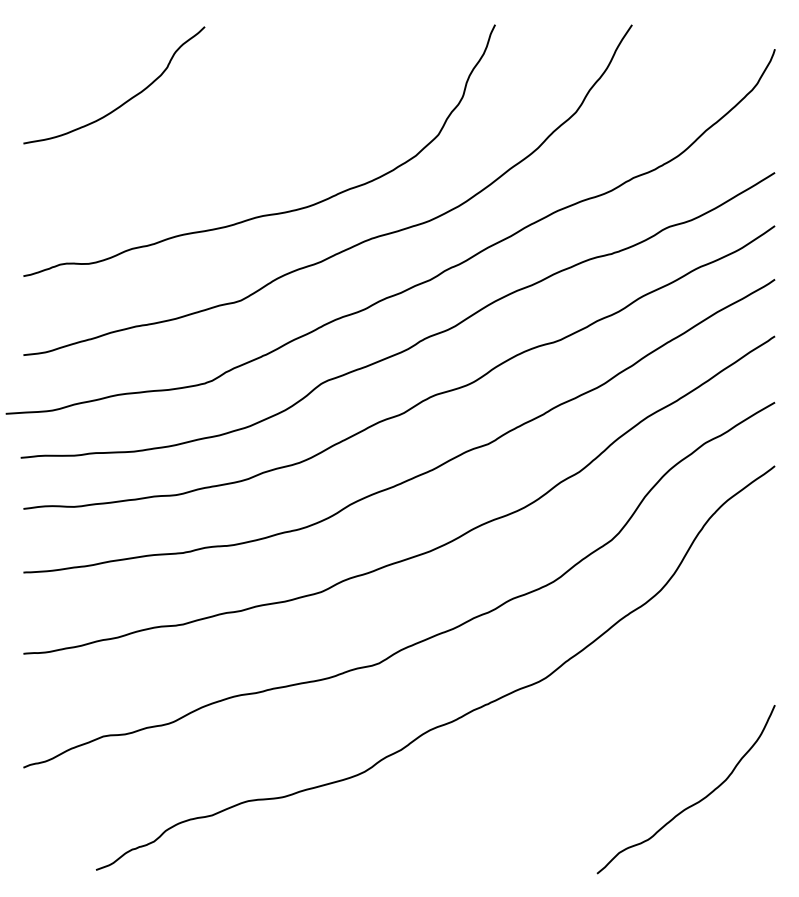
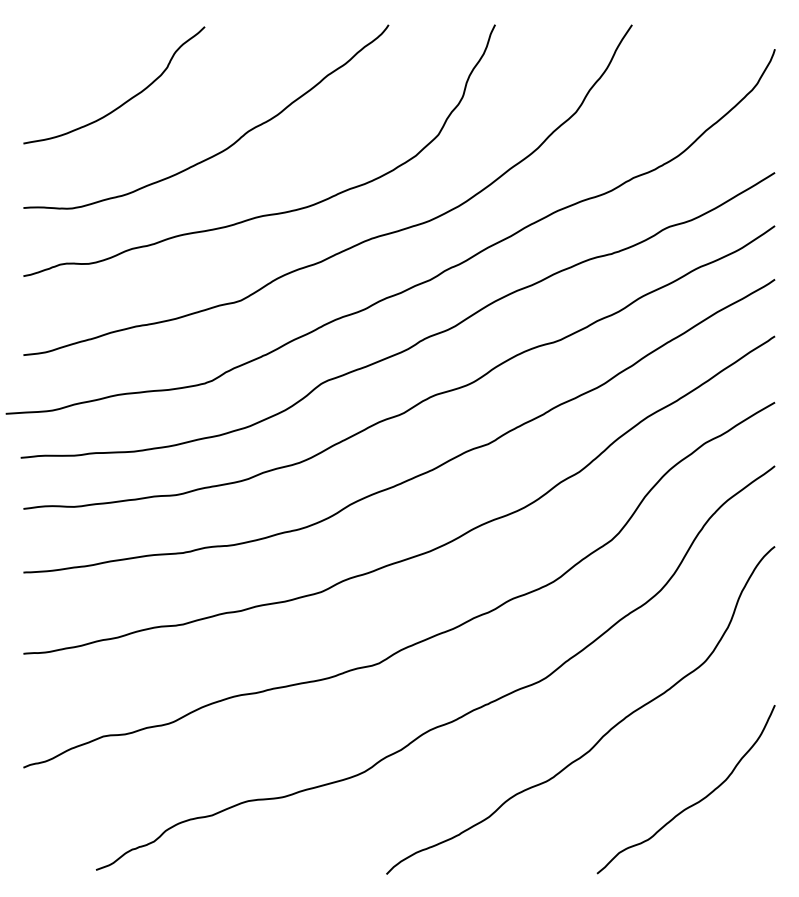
curve: none -> present (229, 145)
curve: none -> present (603, 734)
